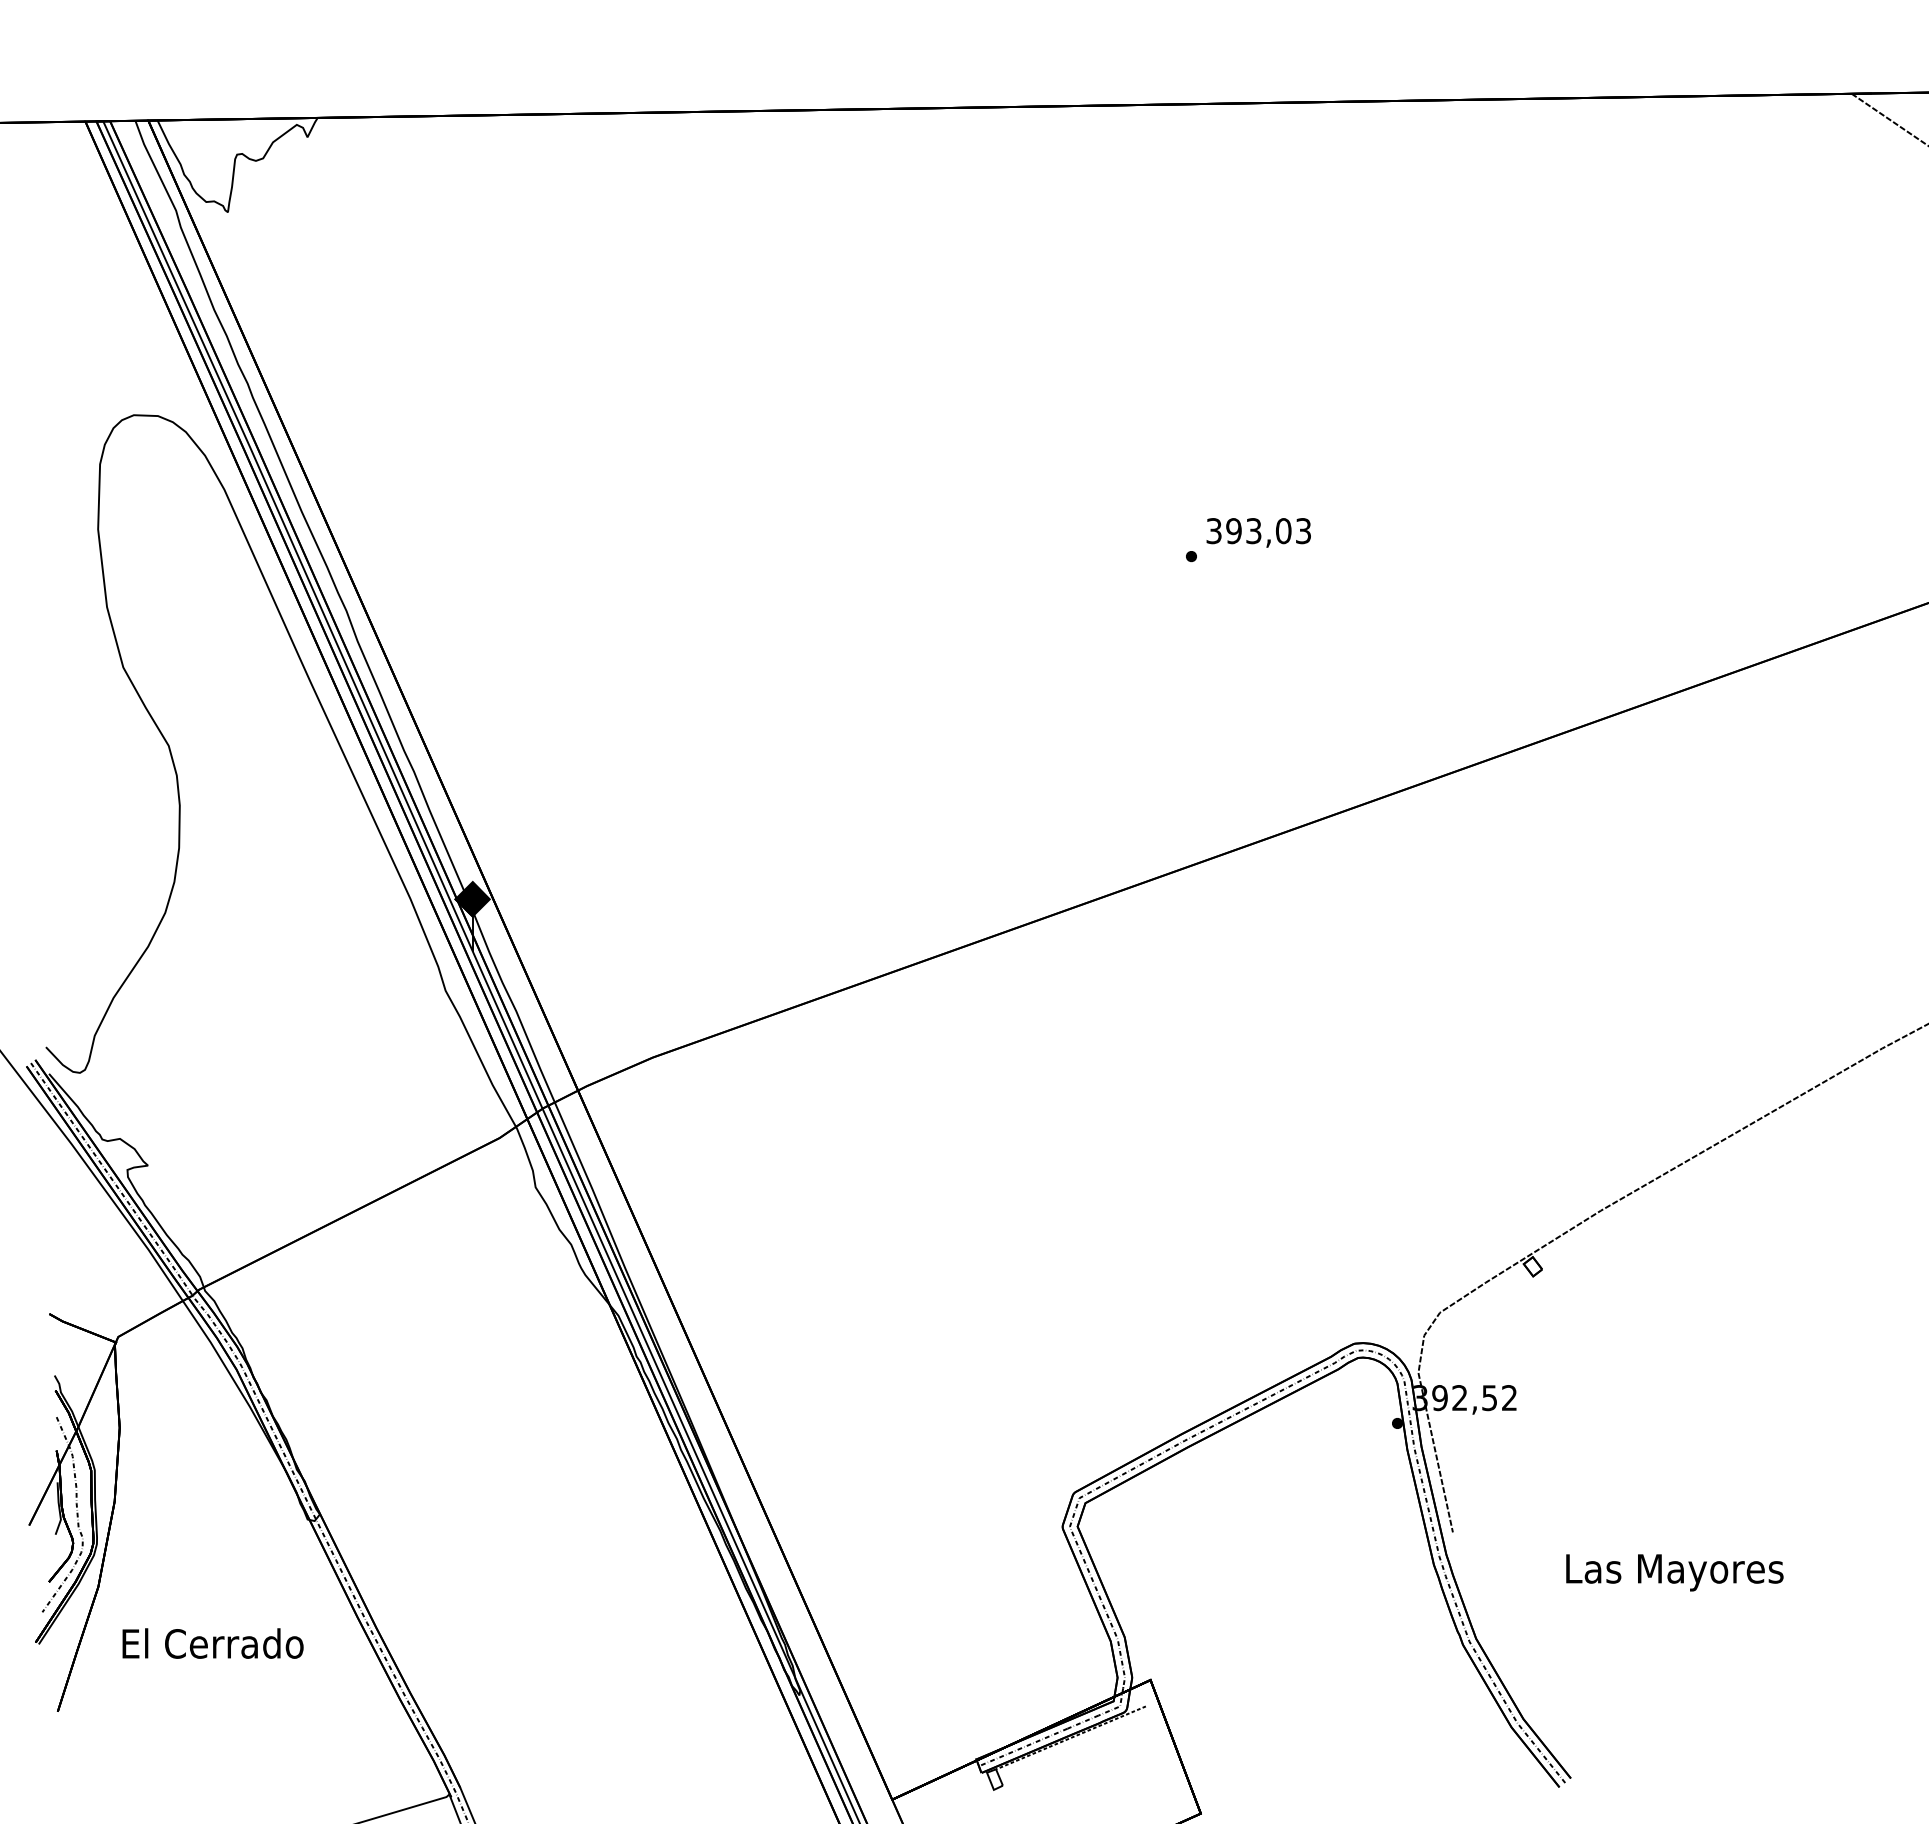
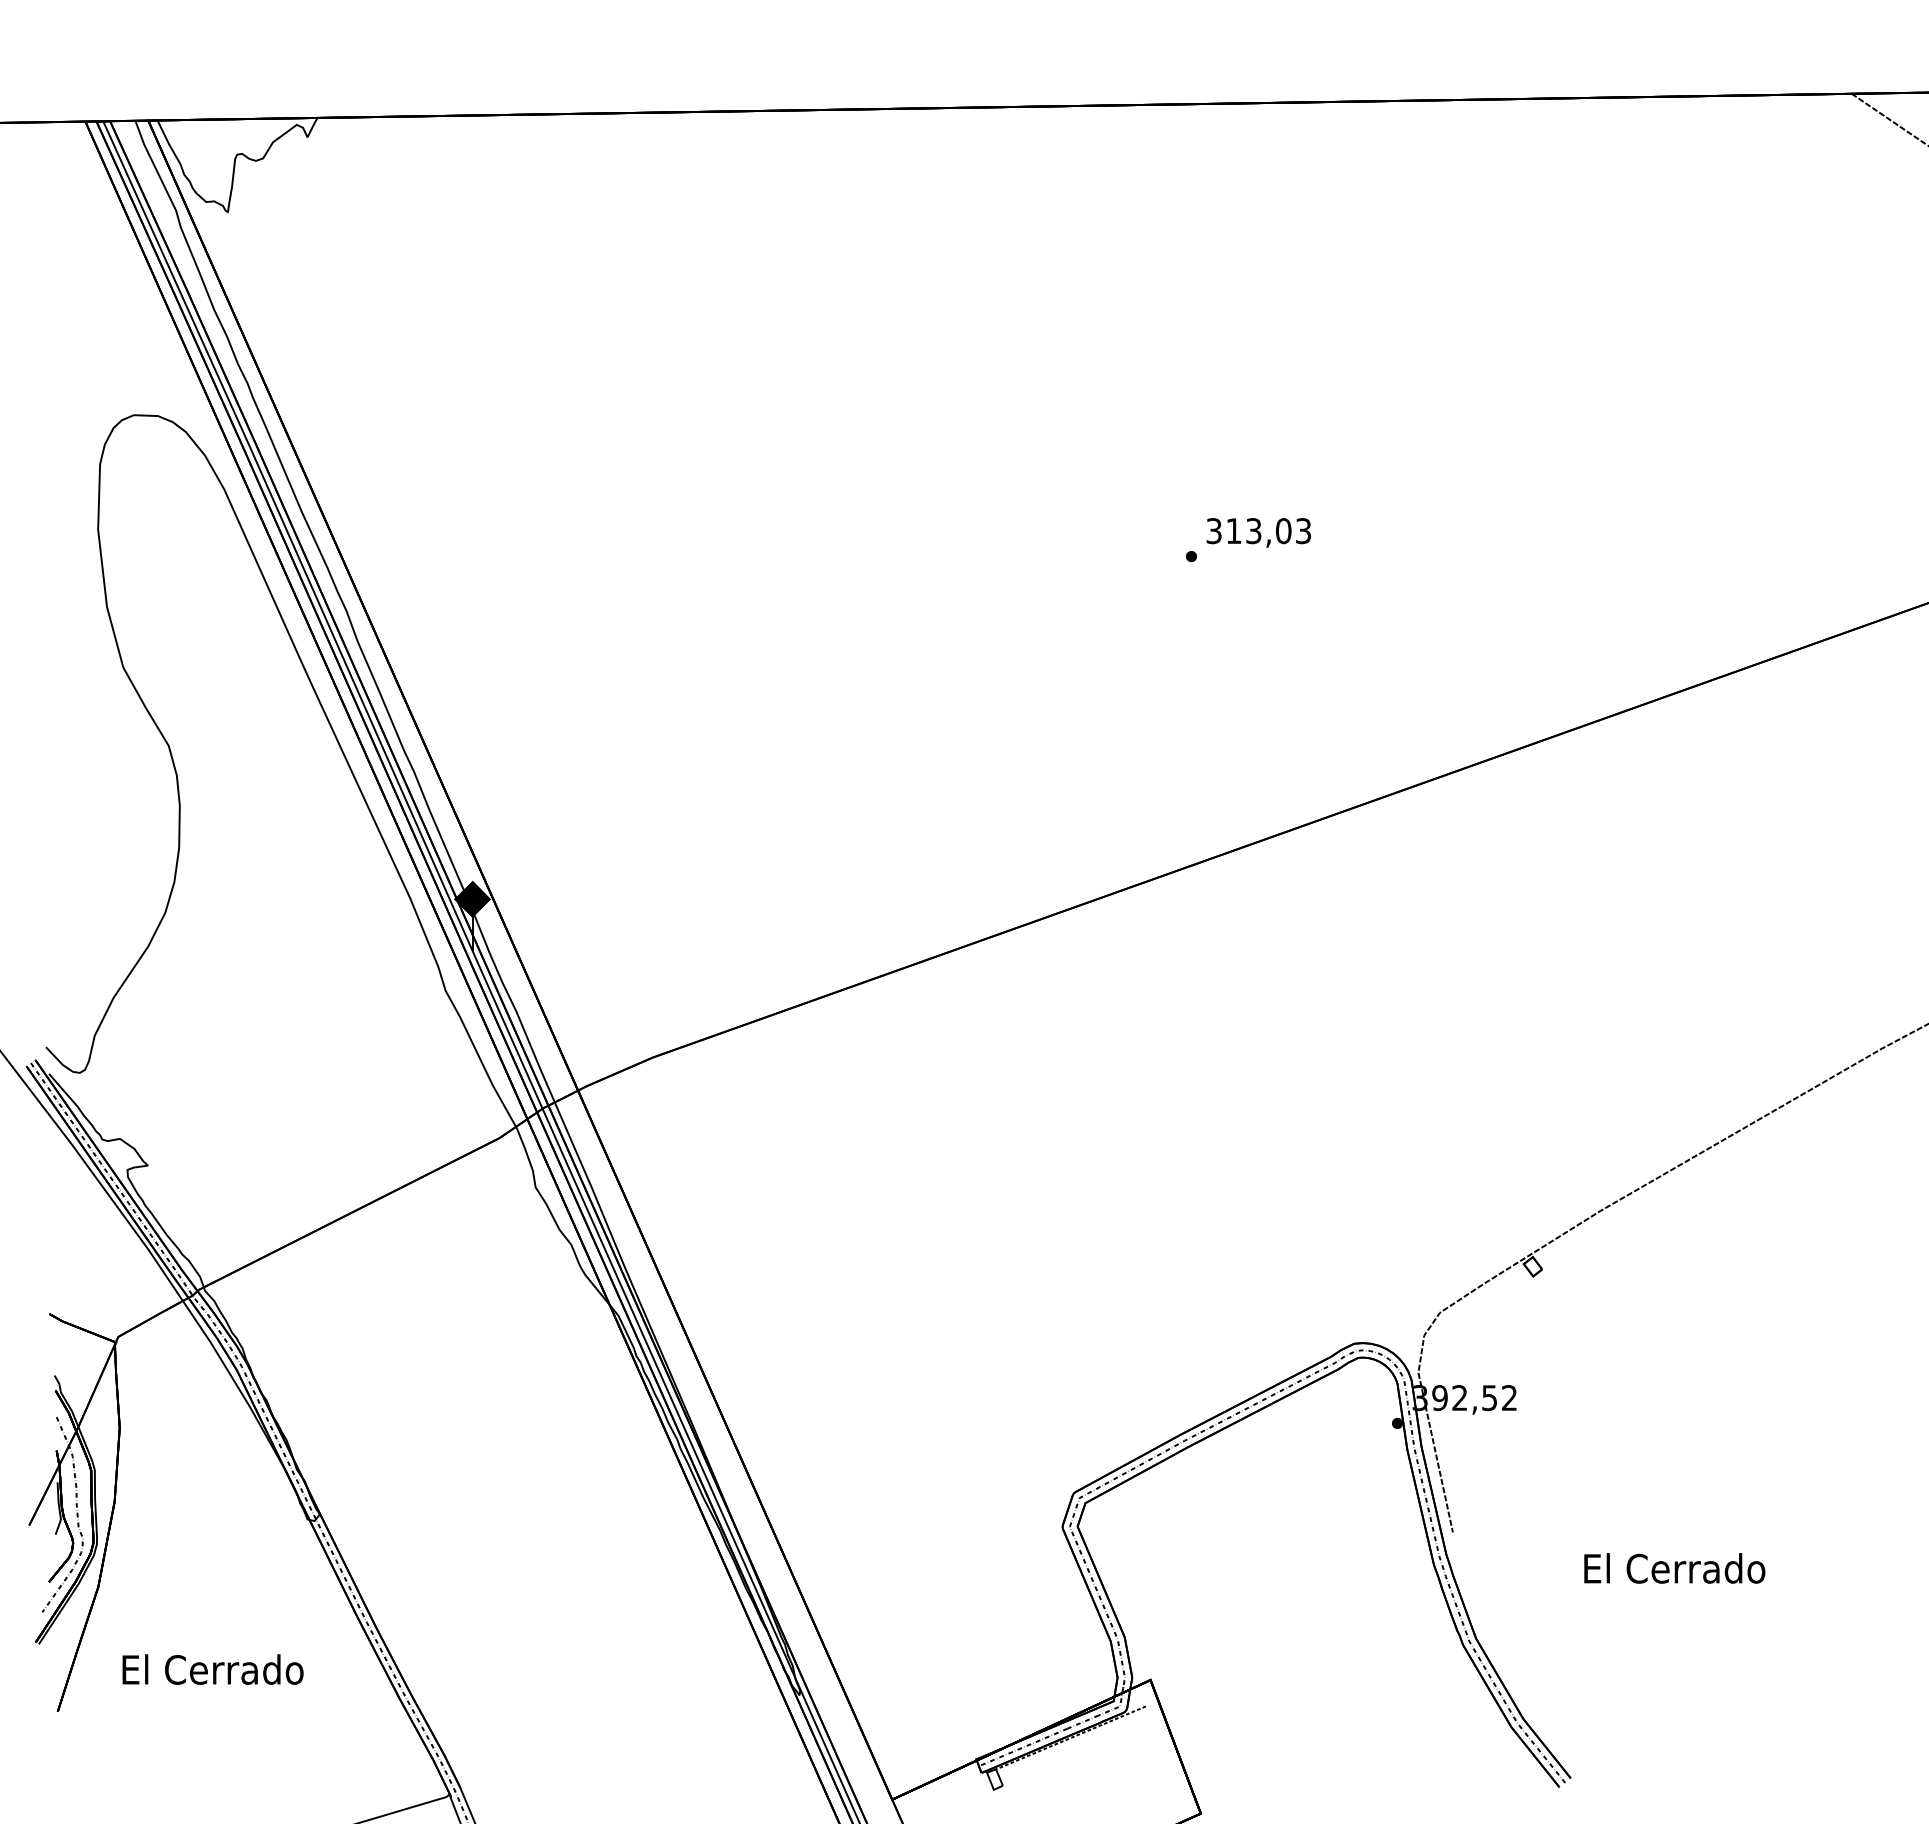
text: 393,03 -> 313,03 (1233, 531)
text: Las Mayores -> El Cerrado (1674, 1572)
text position: (212, 1643) -> (212, 1669) (212, 1669)
